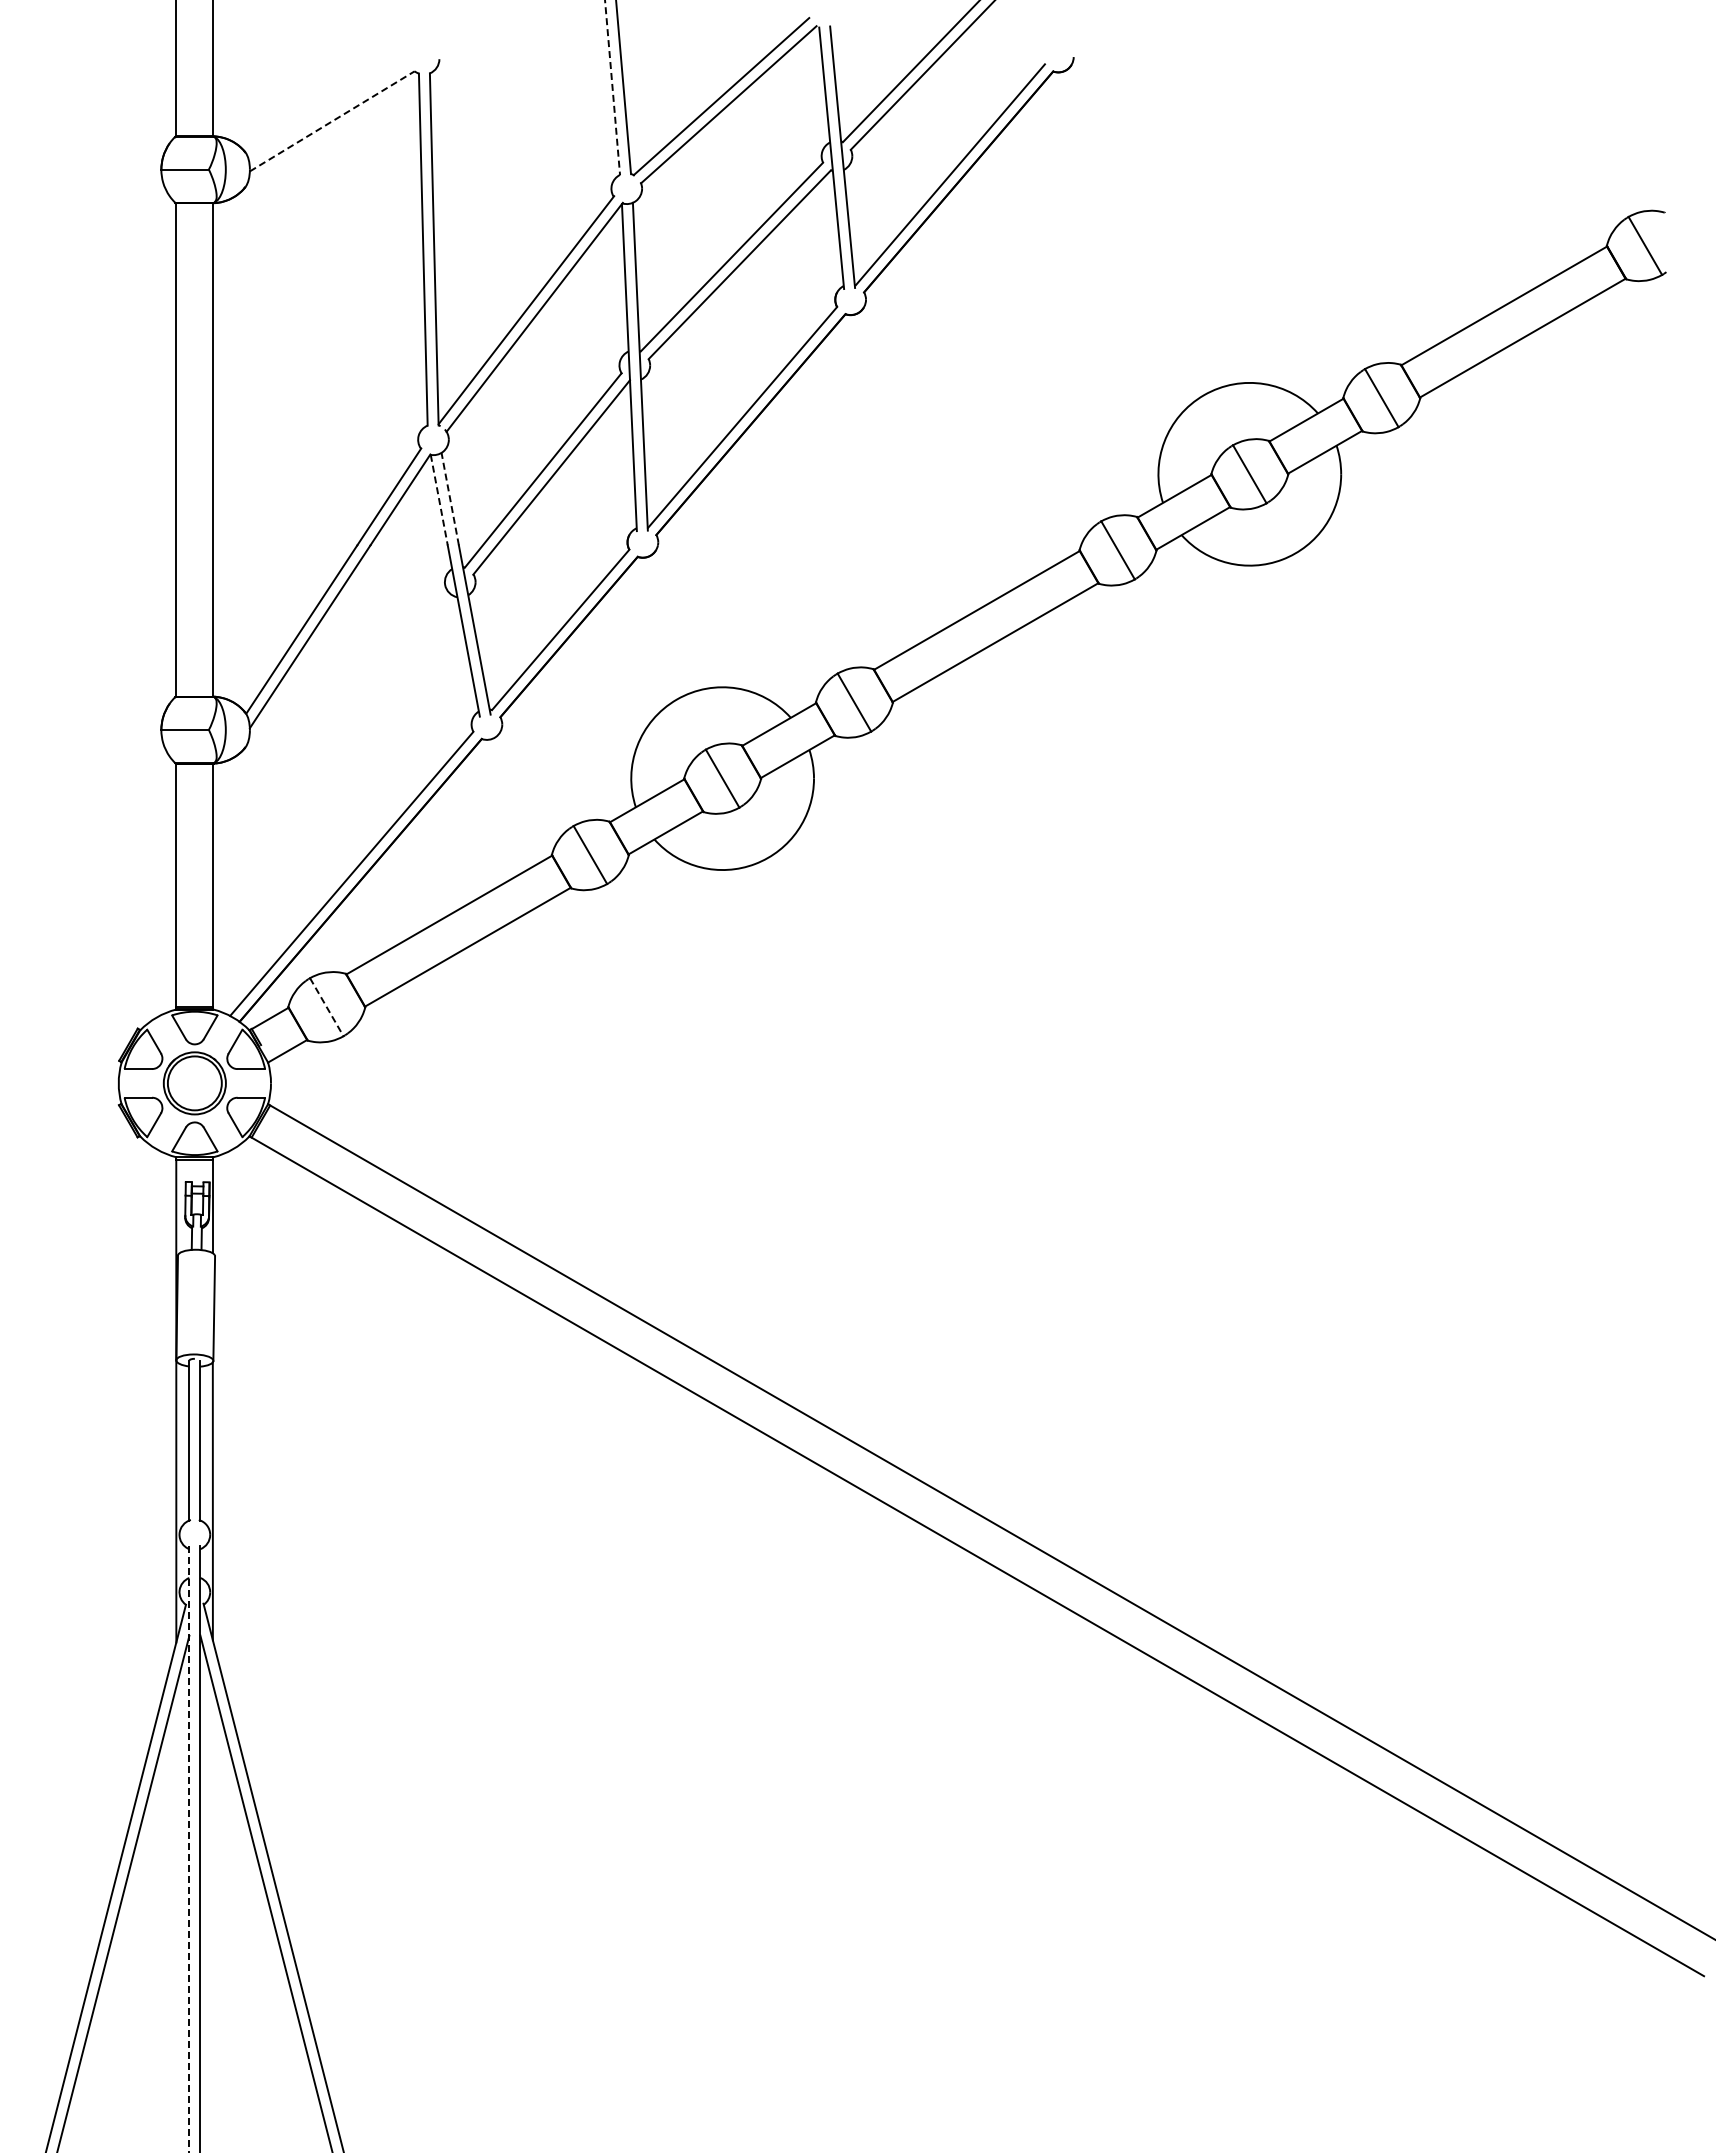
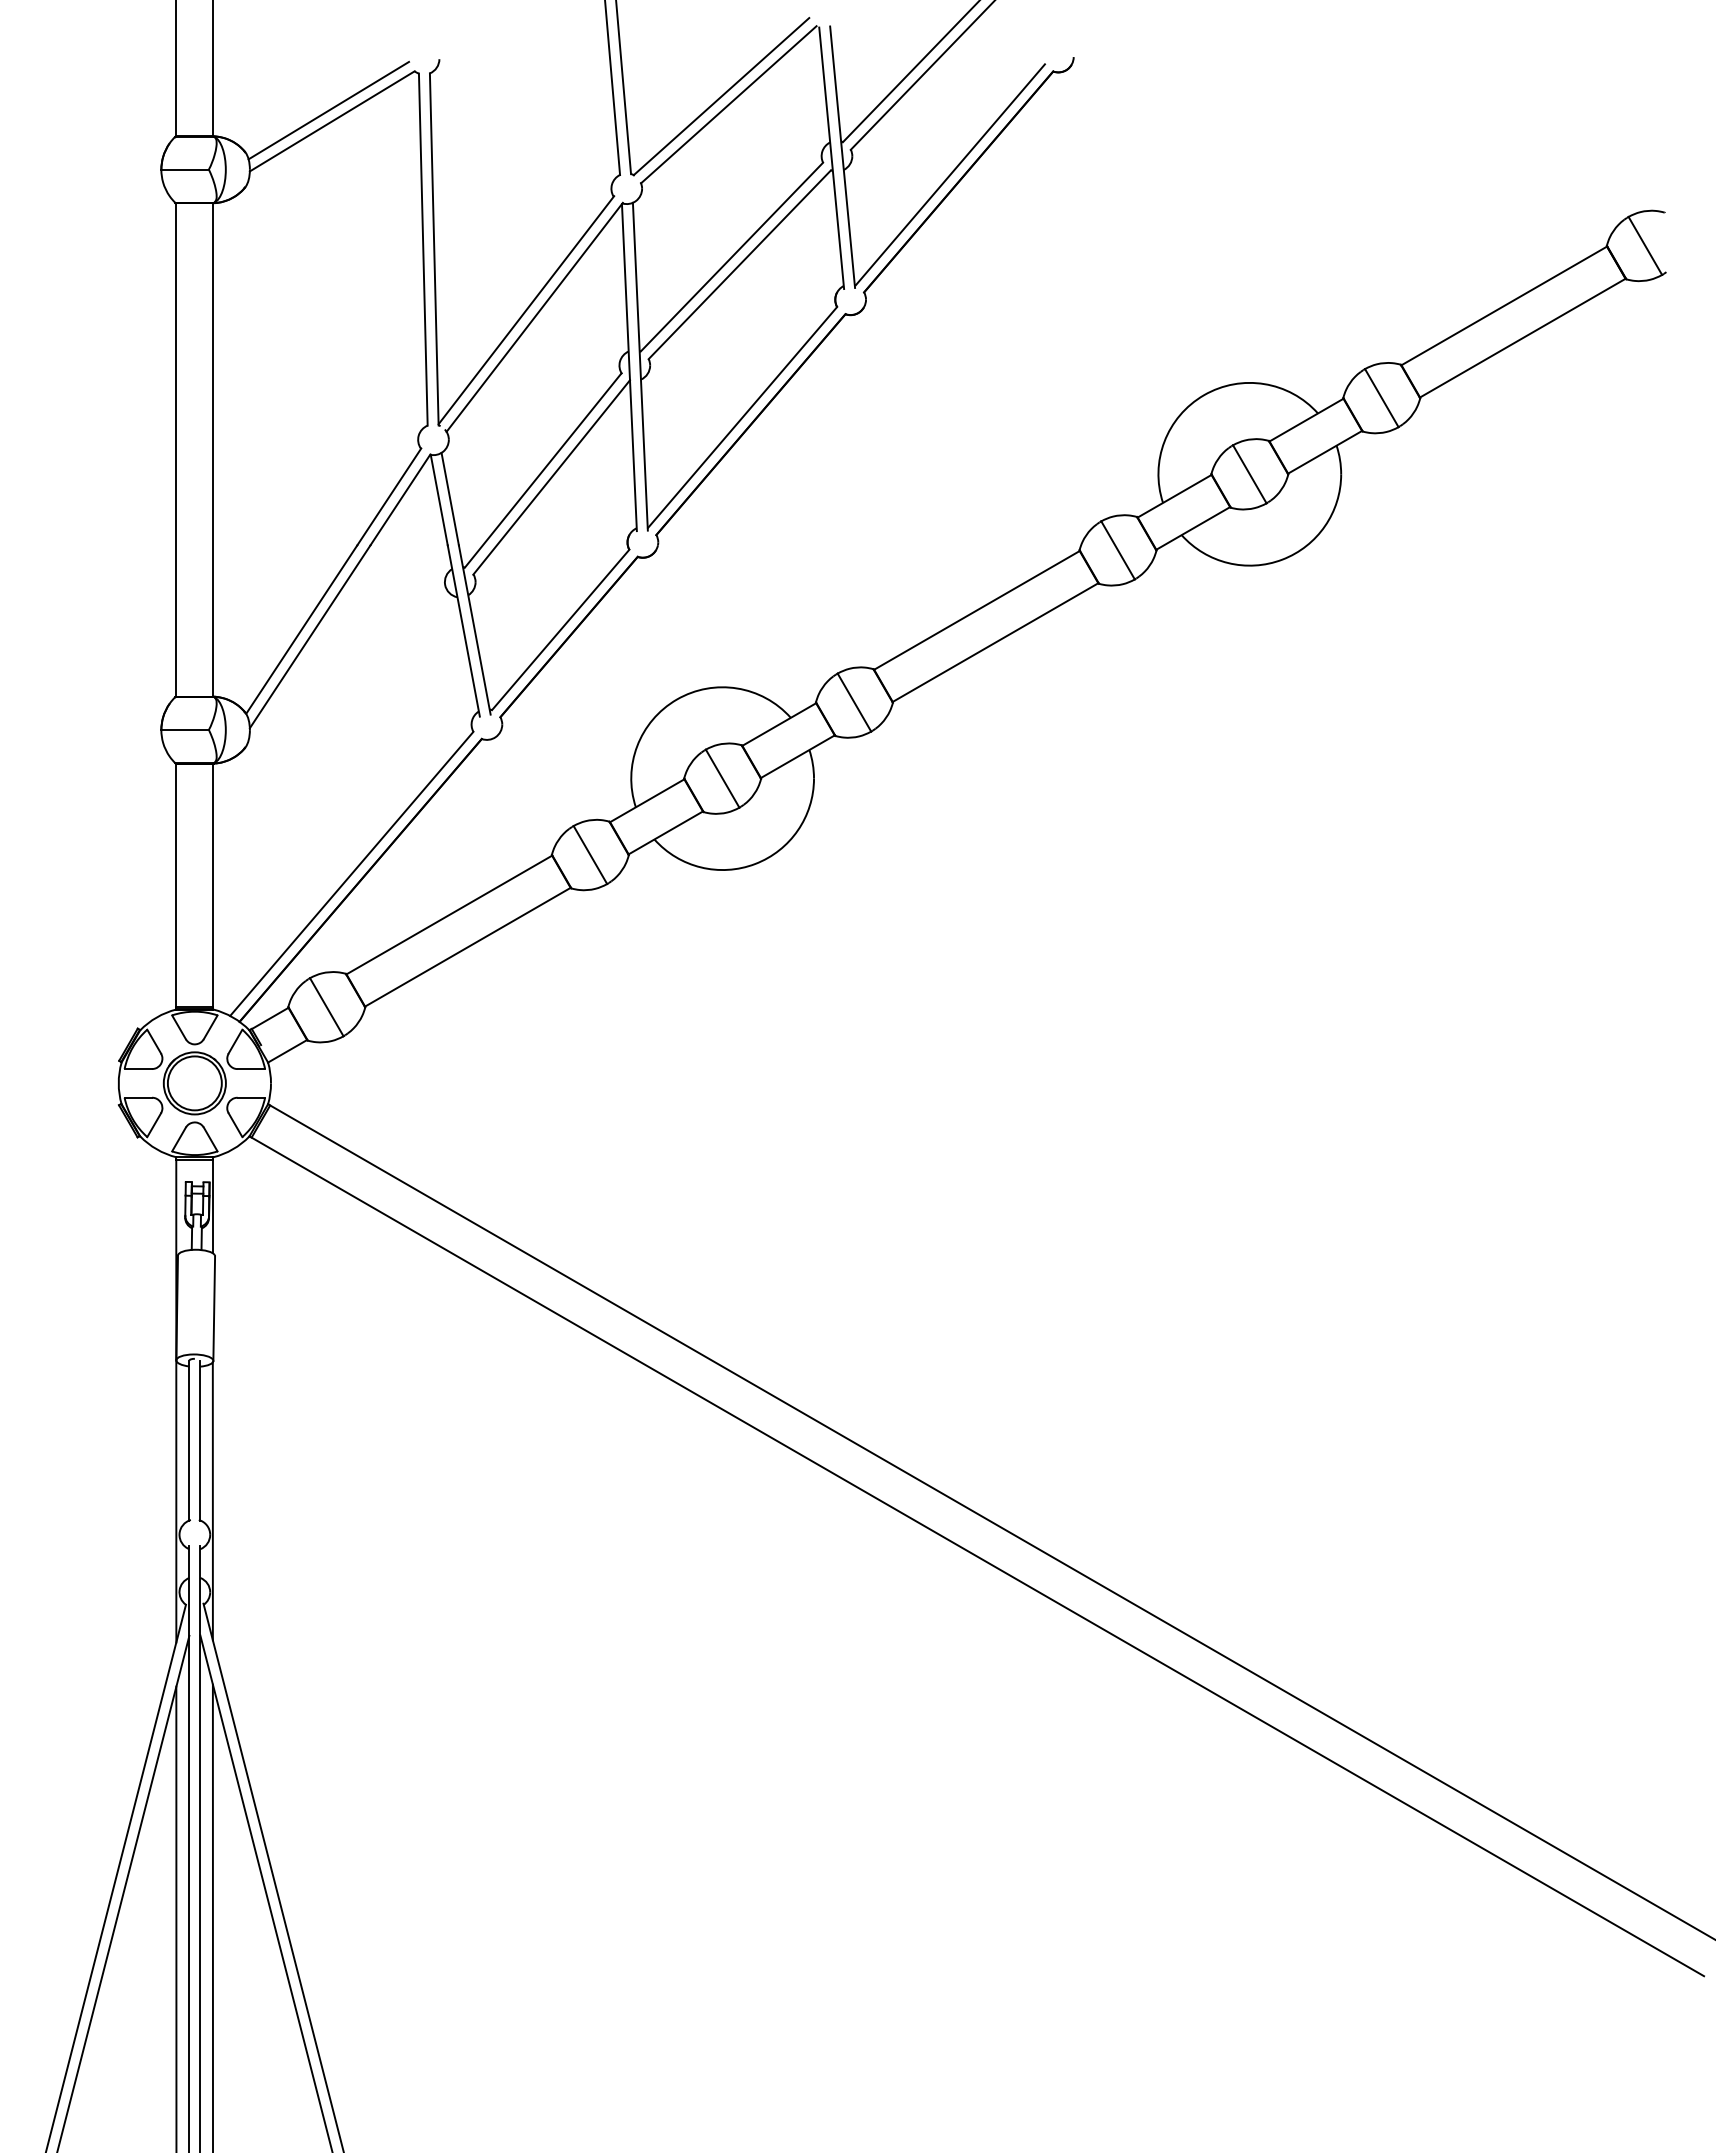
line: dashed -> solid (612, 87)
line: none -> present (328, 110)
line: dashed -> solid (332, 121)
line: dashed -> solid (450, 498)
line: dashed -> solid (439, 500)
line: dashed -> solid (326, 1007)
line: dashed -> solid (189, 1849)
line: none -> present (212, 1916)
line: none -> present (176, 1917)
